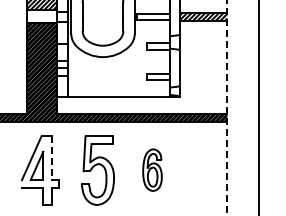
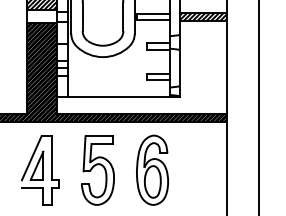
line: dashed -> solid (227, 108)
line: dashed -> solid (52, 158)
part size: 21x44 px -> 33x72 px (152, 169)
